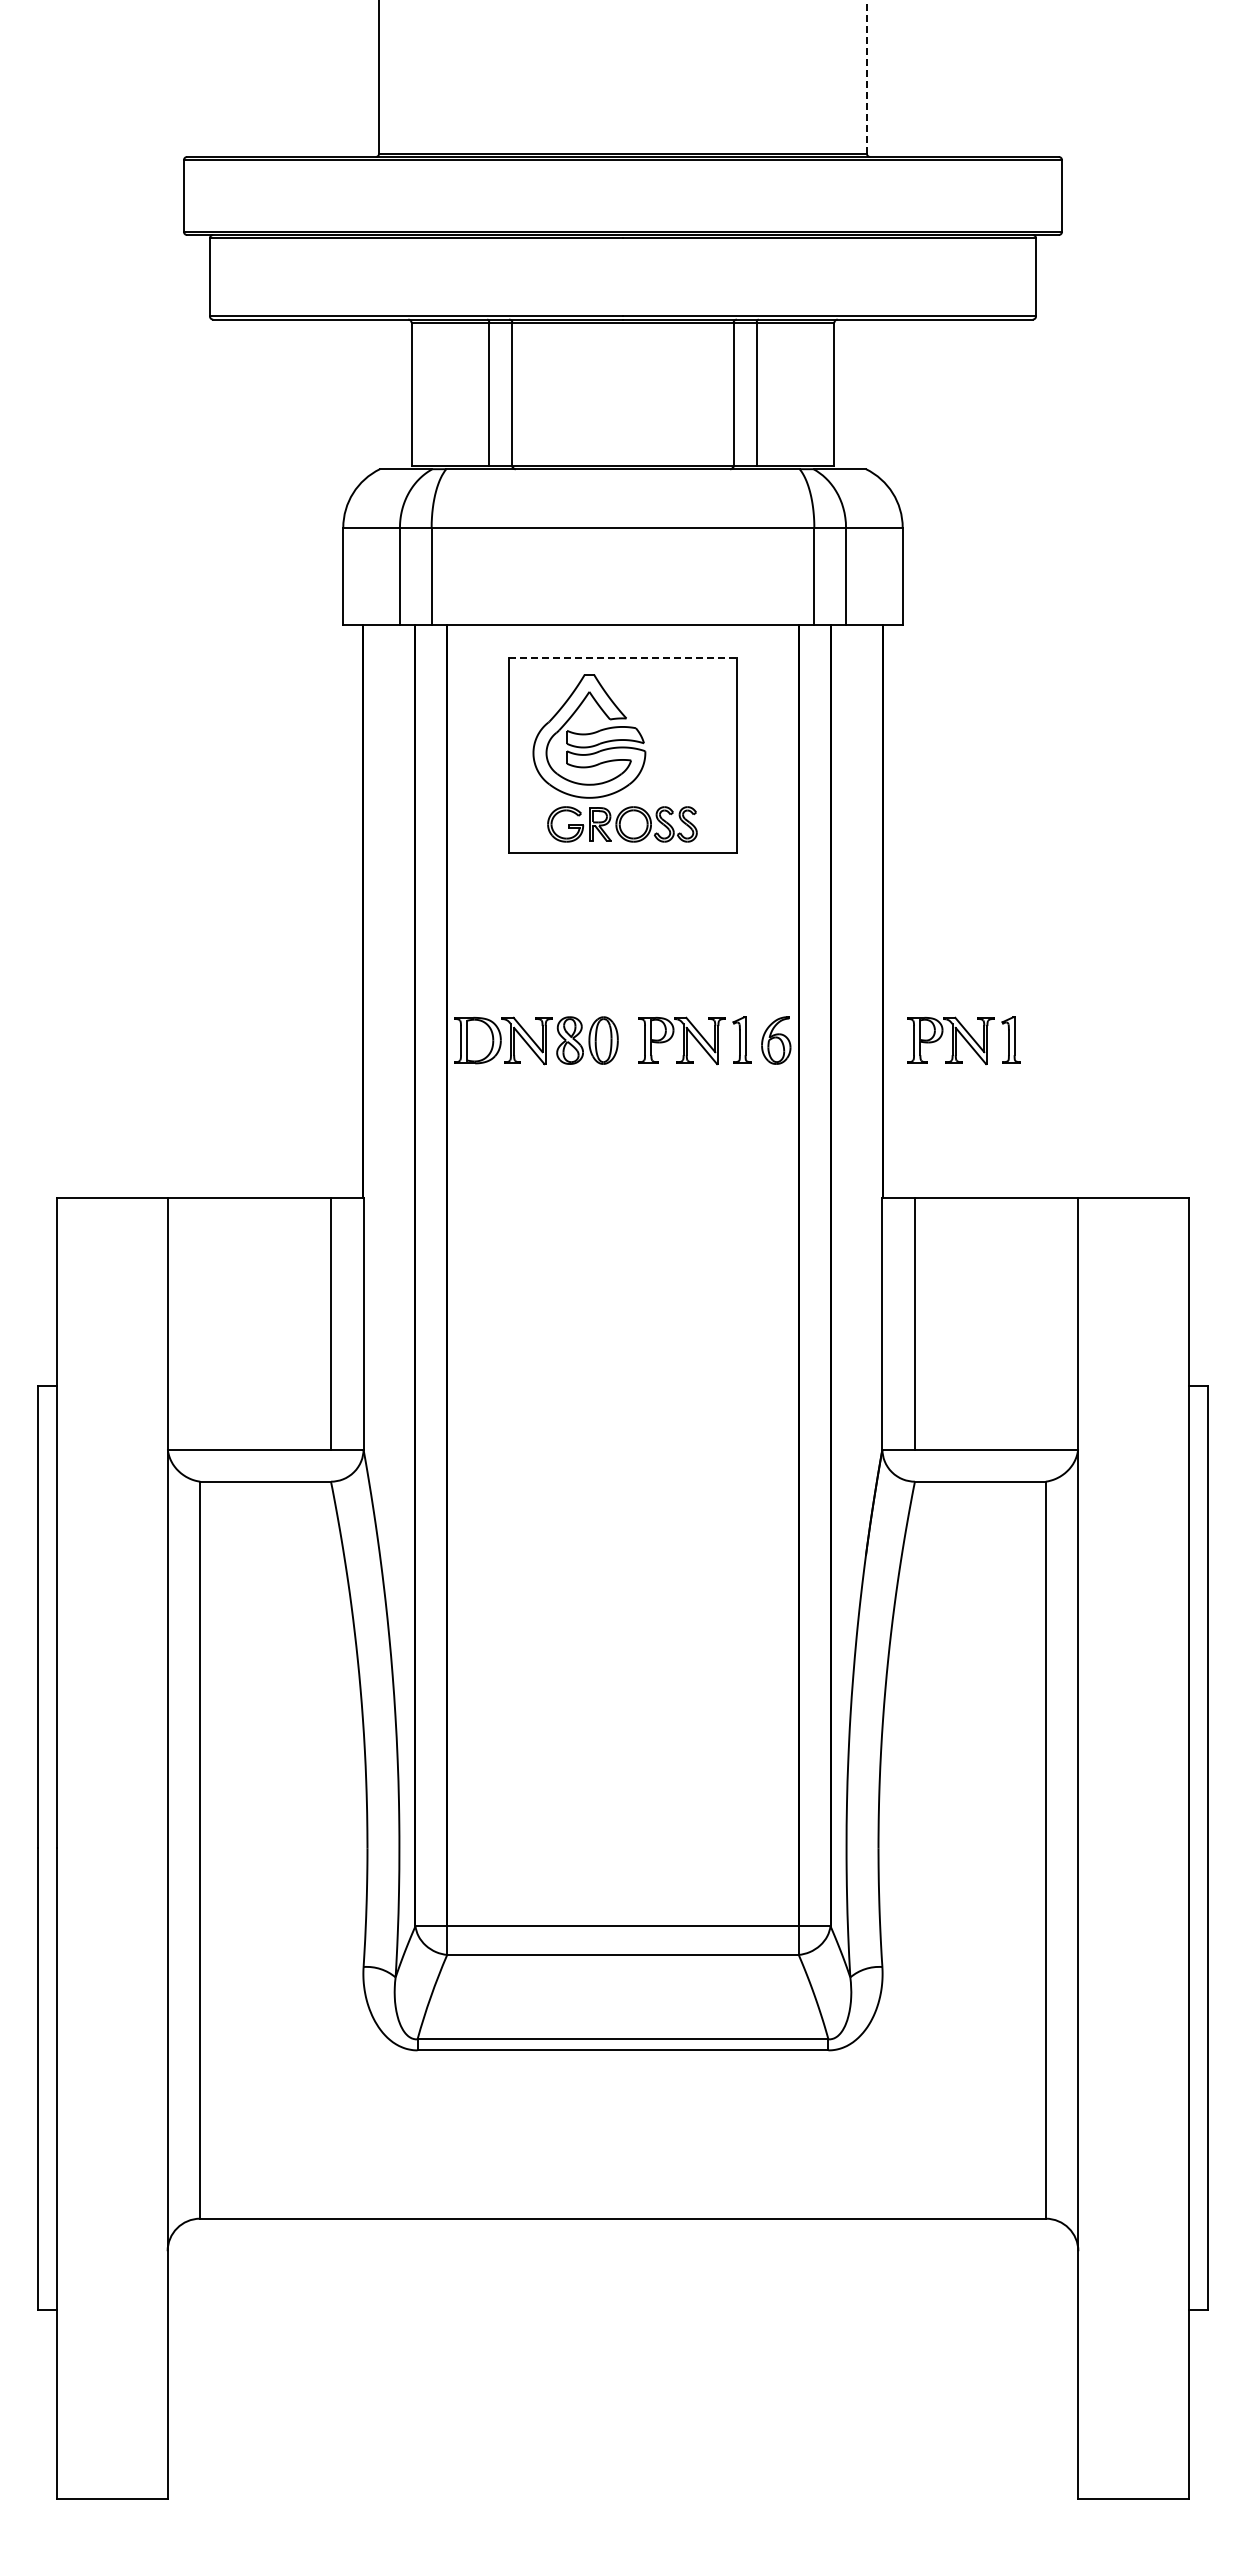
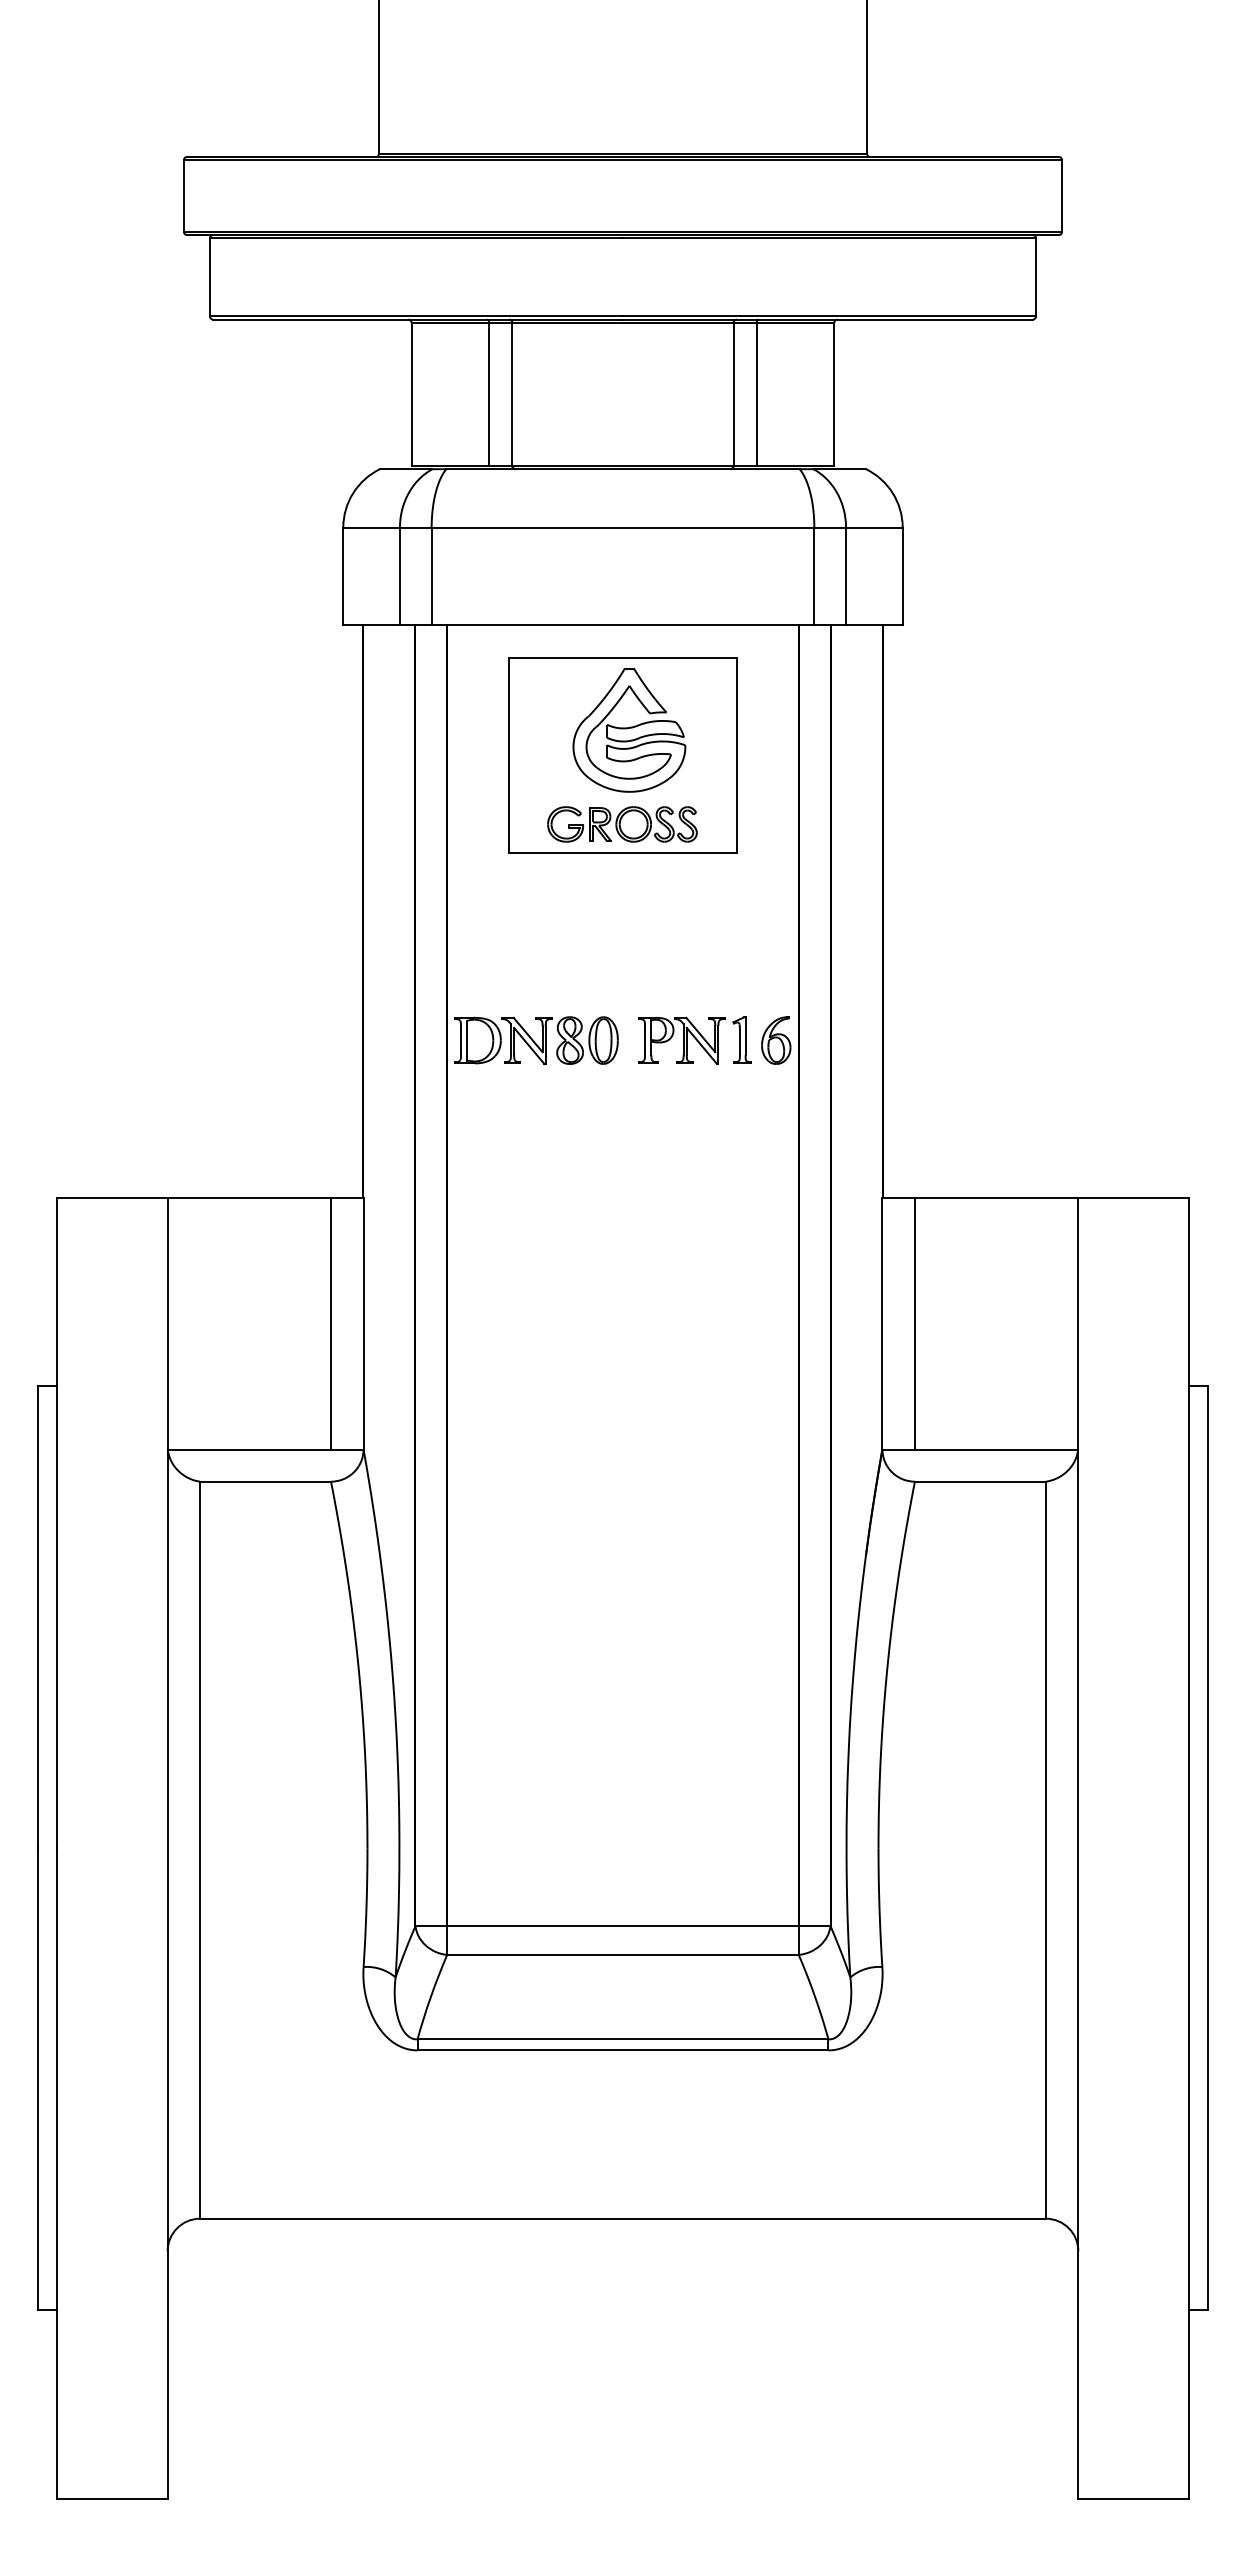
line: dashed -> solid (866, 76)
line: dashed -> solid (623, 657)
part position: (589, 736) -> (629, 730) (629, 730)
part: present -> none (963, 1040)
